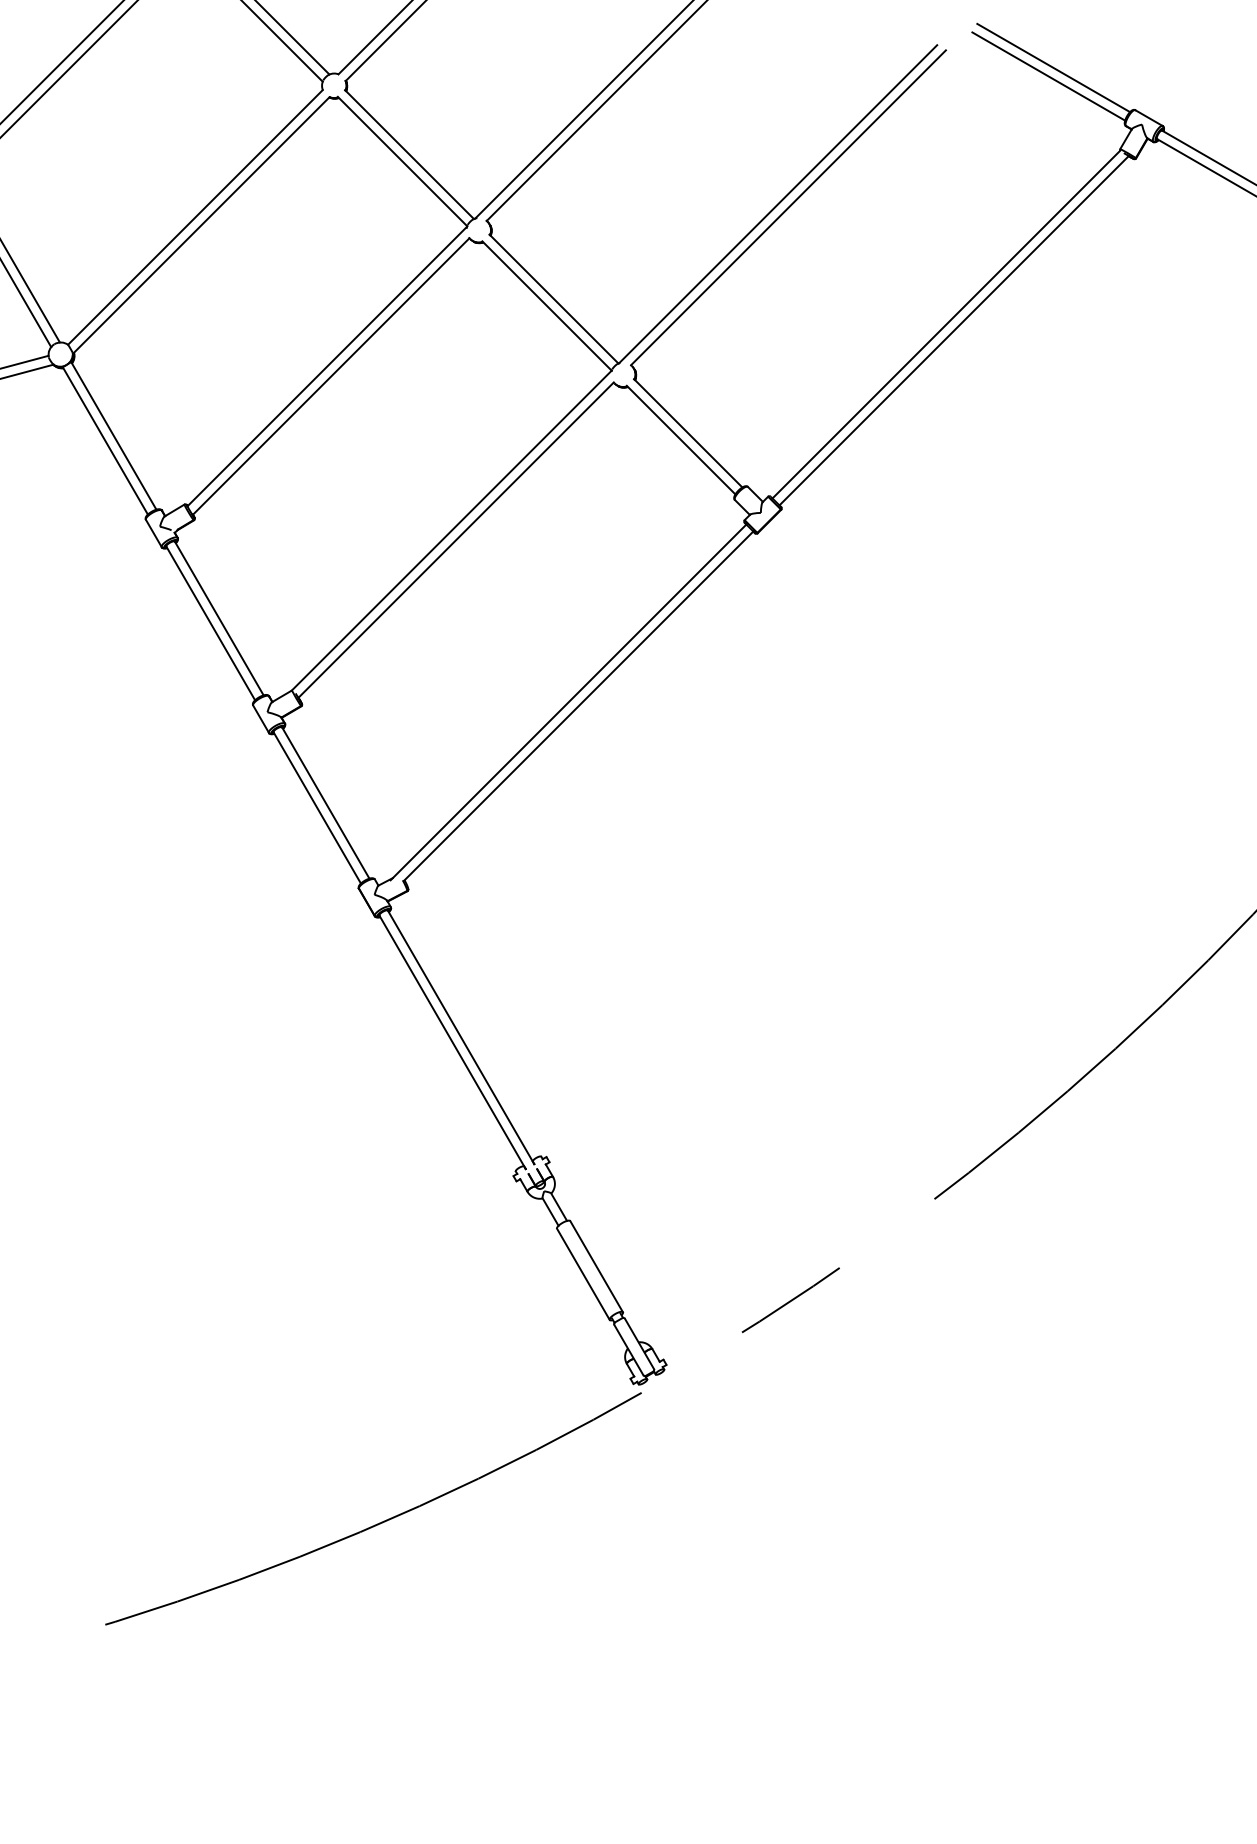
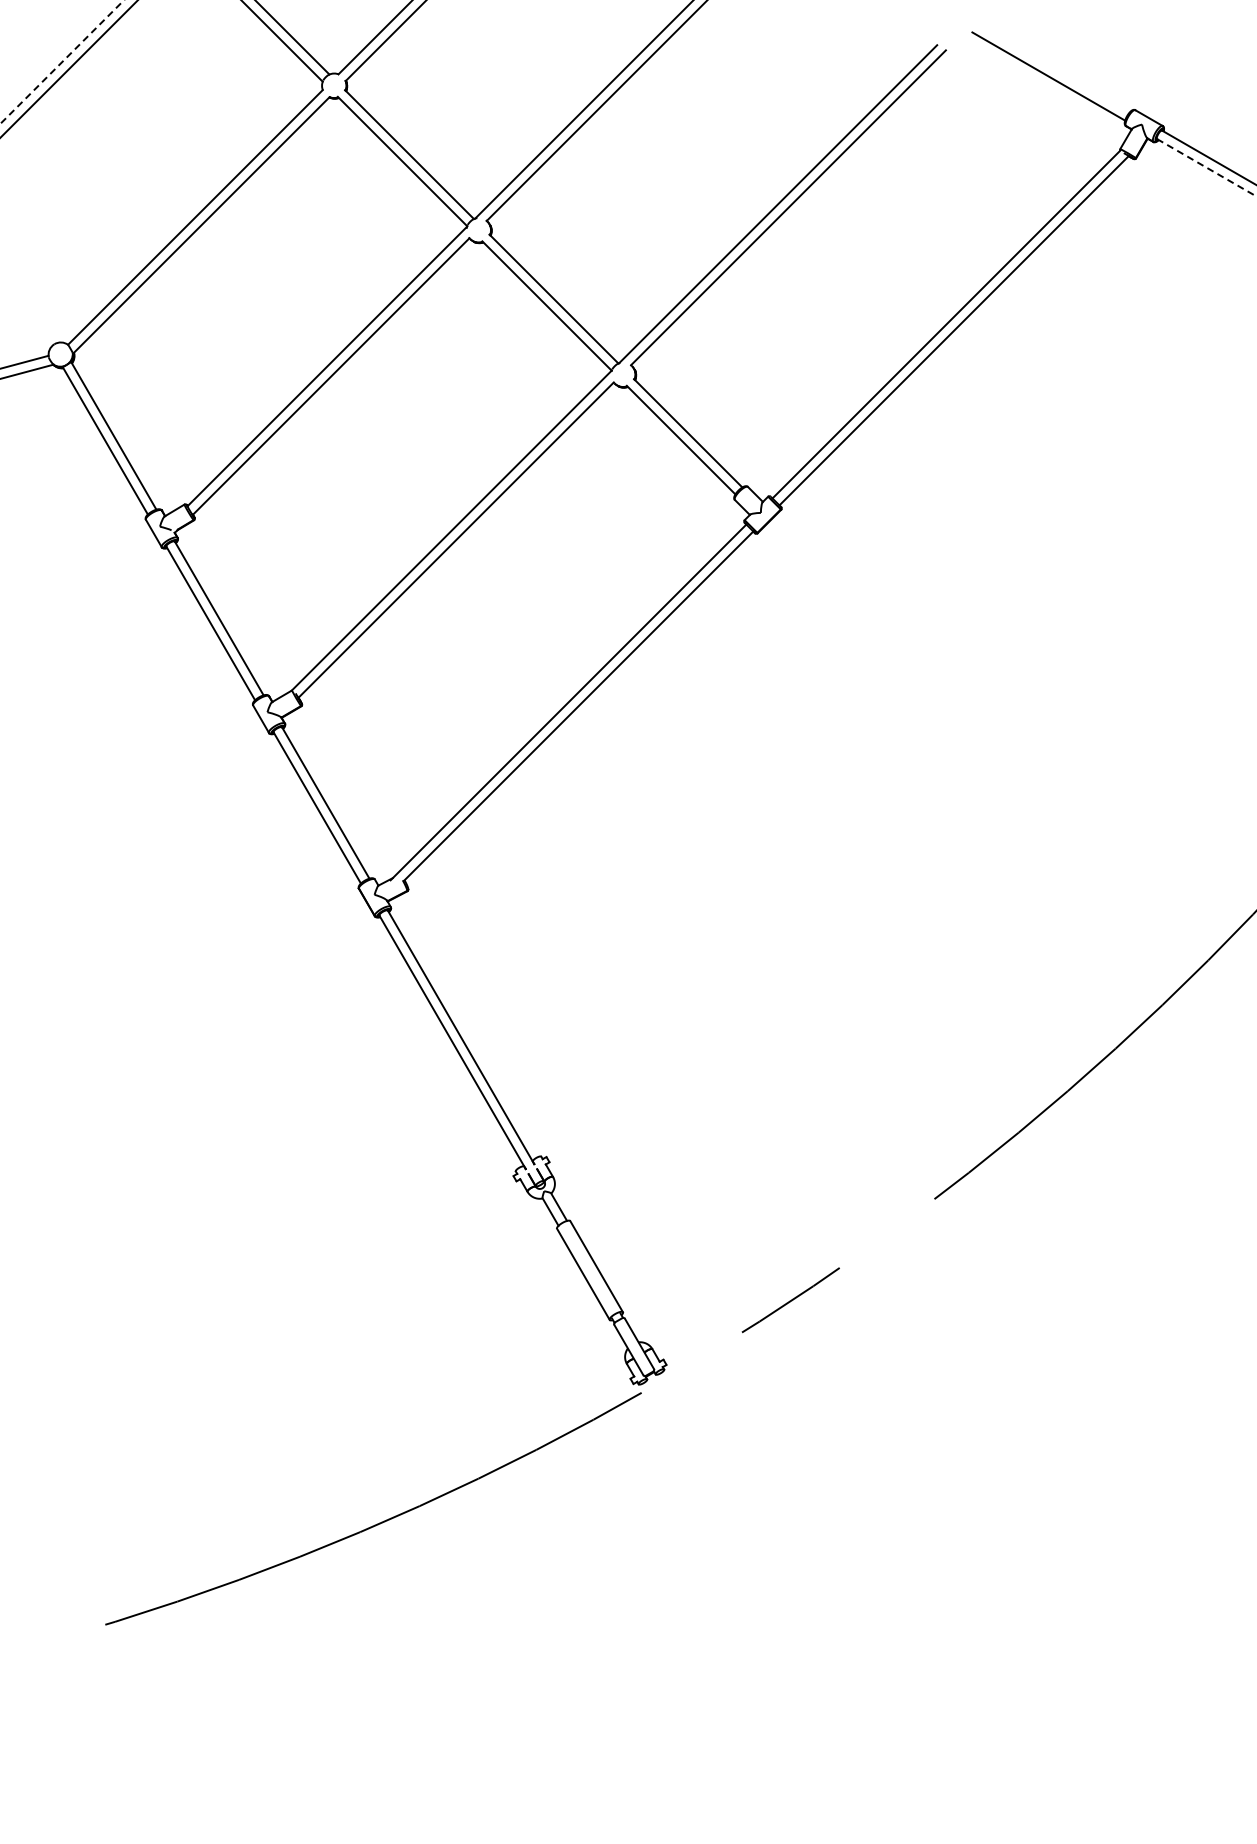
line: solid -> dashed (61, 62)
line: present -> none (1053, 67)
line: solid -> dashed (1207, 168)
line: present -> none (30, 292)
line: present -> none (26, 304)
